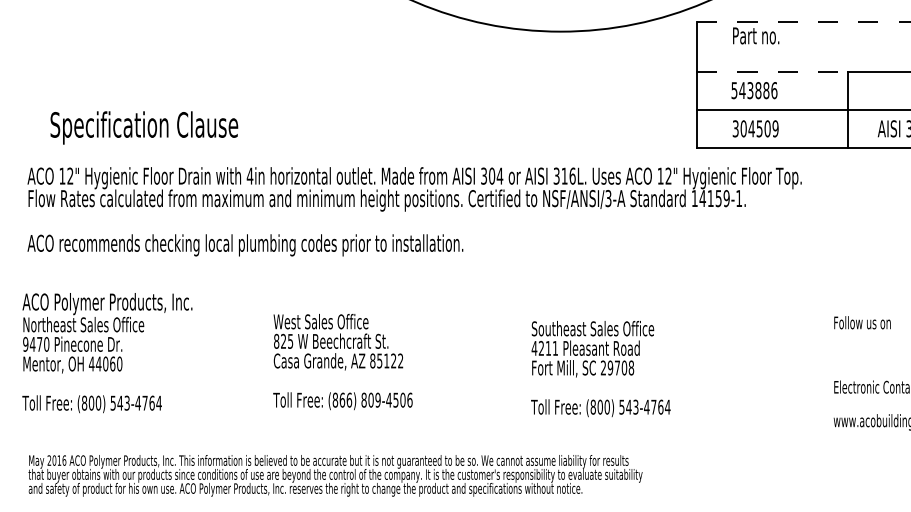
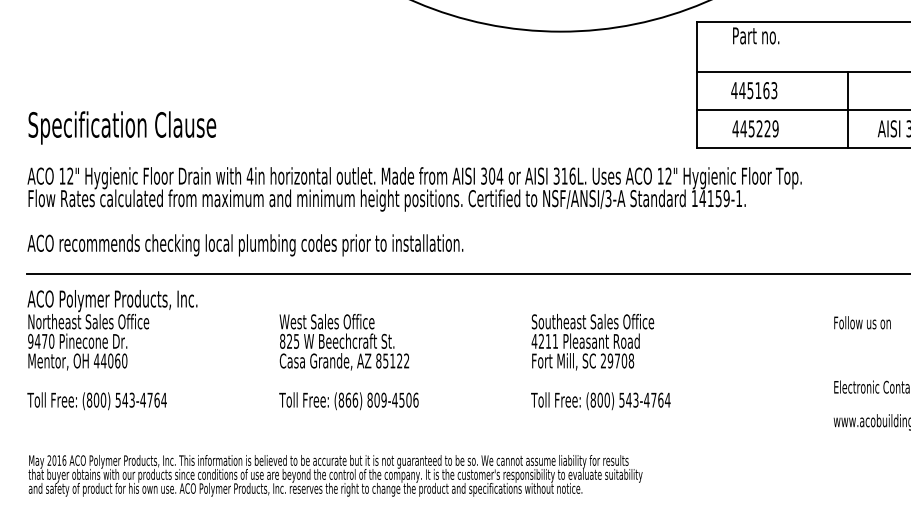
line: dashed -> solid (804, 21)
line: dashed -> solid (772, 72)
text: 543886 -> 445163 (754, 90)
text position: (144, 127) -> (122, 127) (122, 127)
text: 304509 -> 445229 (751, 128)
line: none -> present (467, 273)
text position: (107, 353) -> (112, 350) (112, 350)
text position: (342, 362) -> (348, 362) (348, 362)
text position: (600, 369) -> (600, 362) (600, 362)
